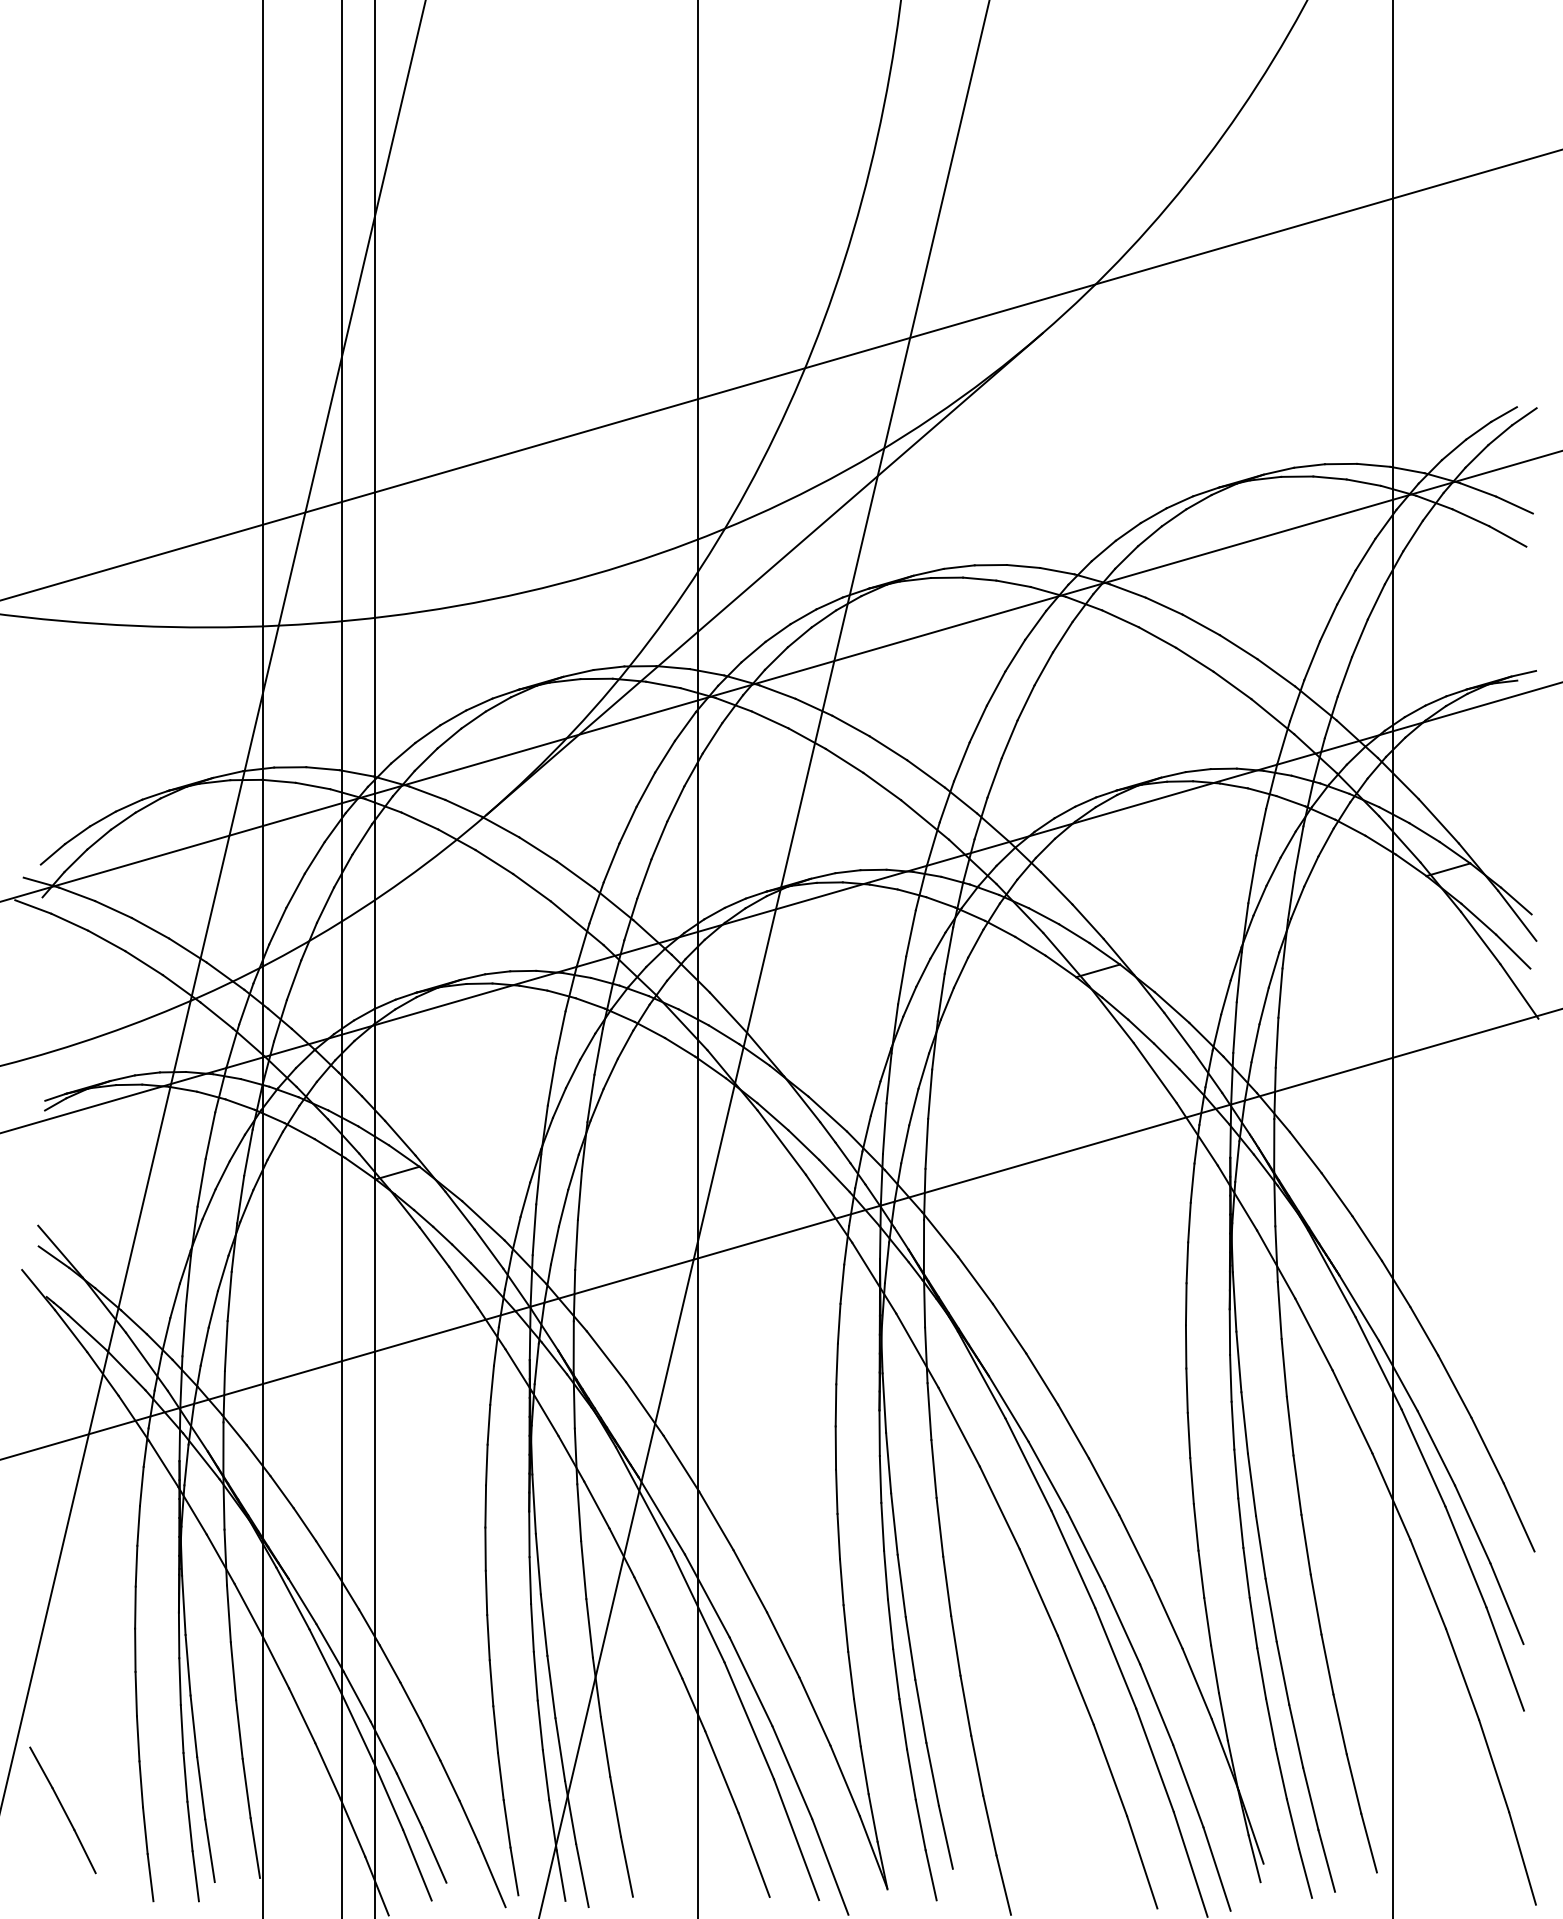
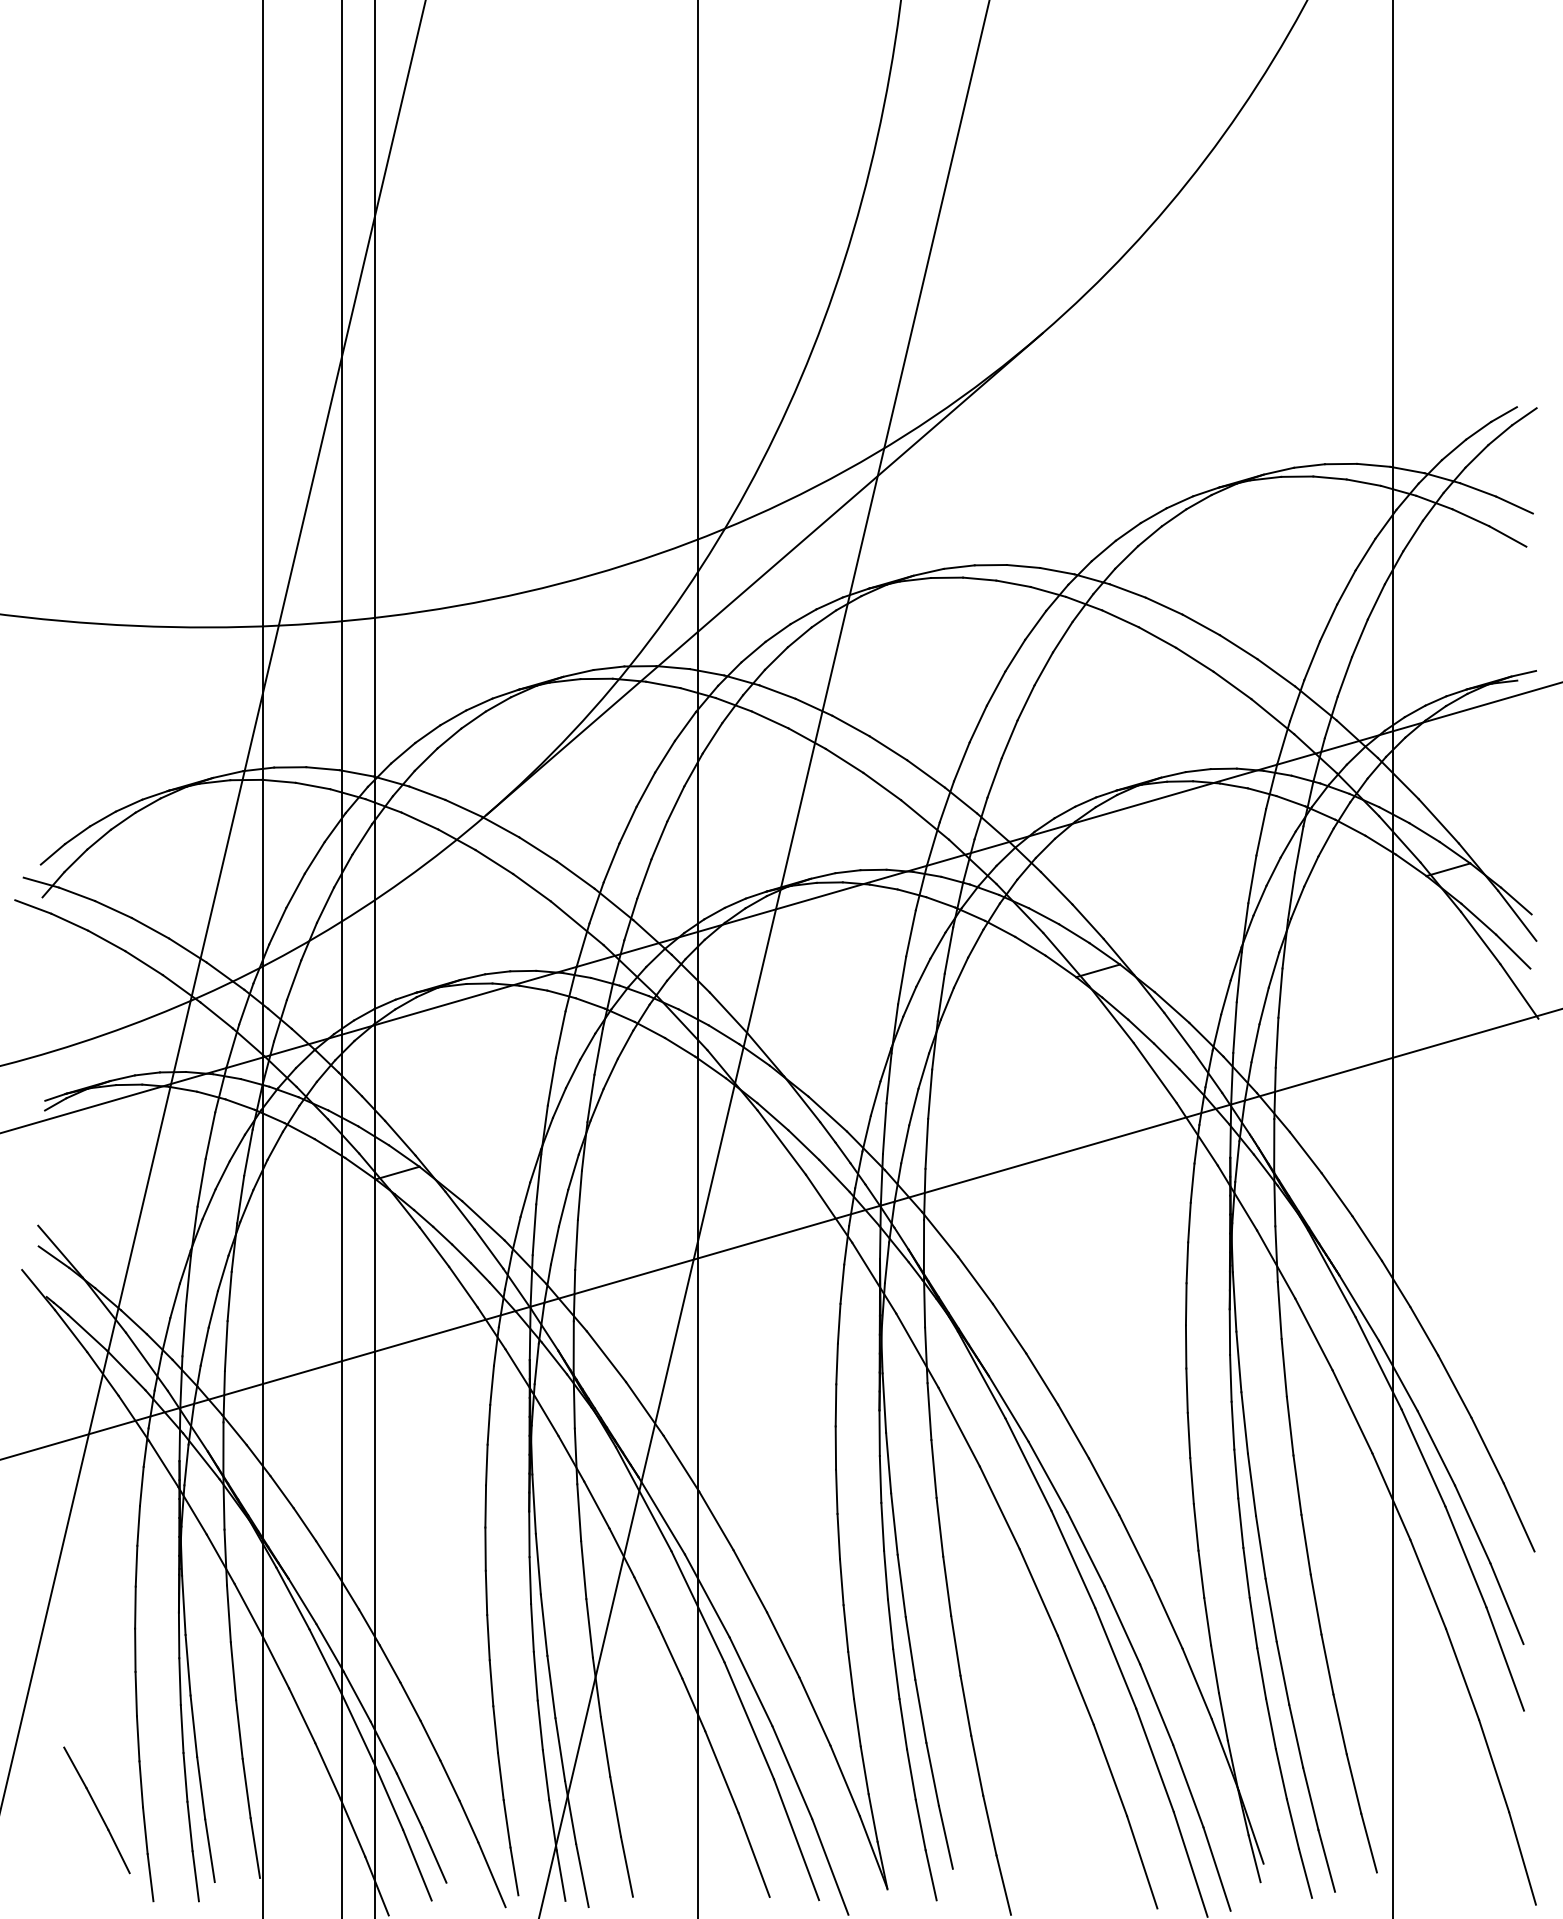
line: present -> none (780, 375)
line: present -> none (780, 676)
part position: (62, 1810) -> (96, 1810) (96, 1810)
